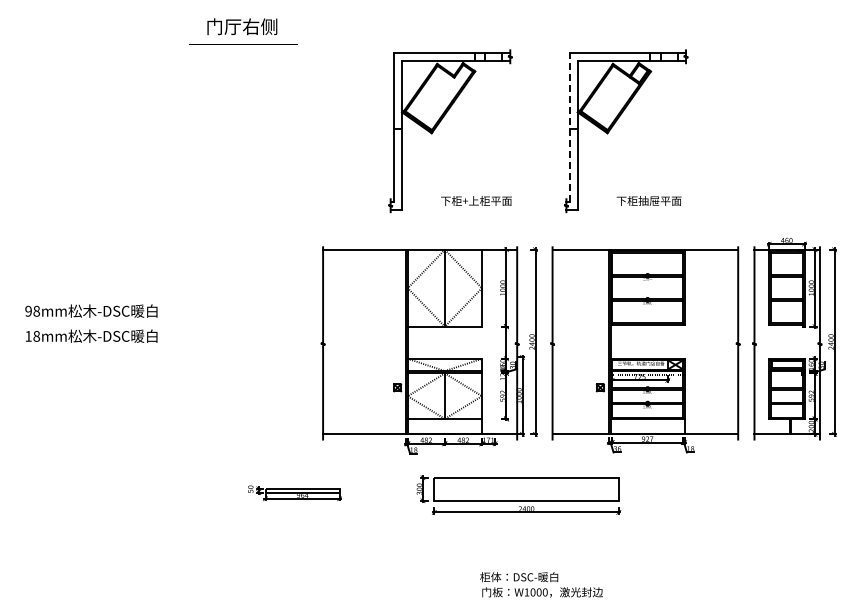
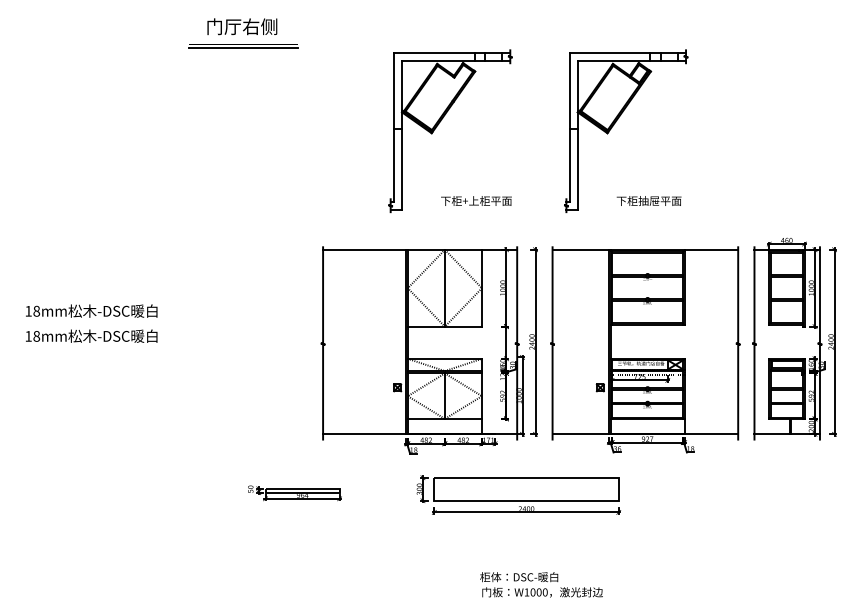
line: none -> present (242, 47)
line: dashed -> solid (570, 127)
text: 98mm -> 18mm (28, 310)
